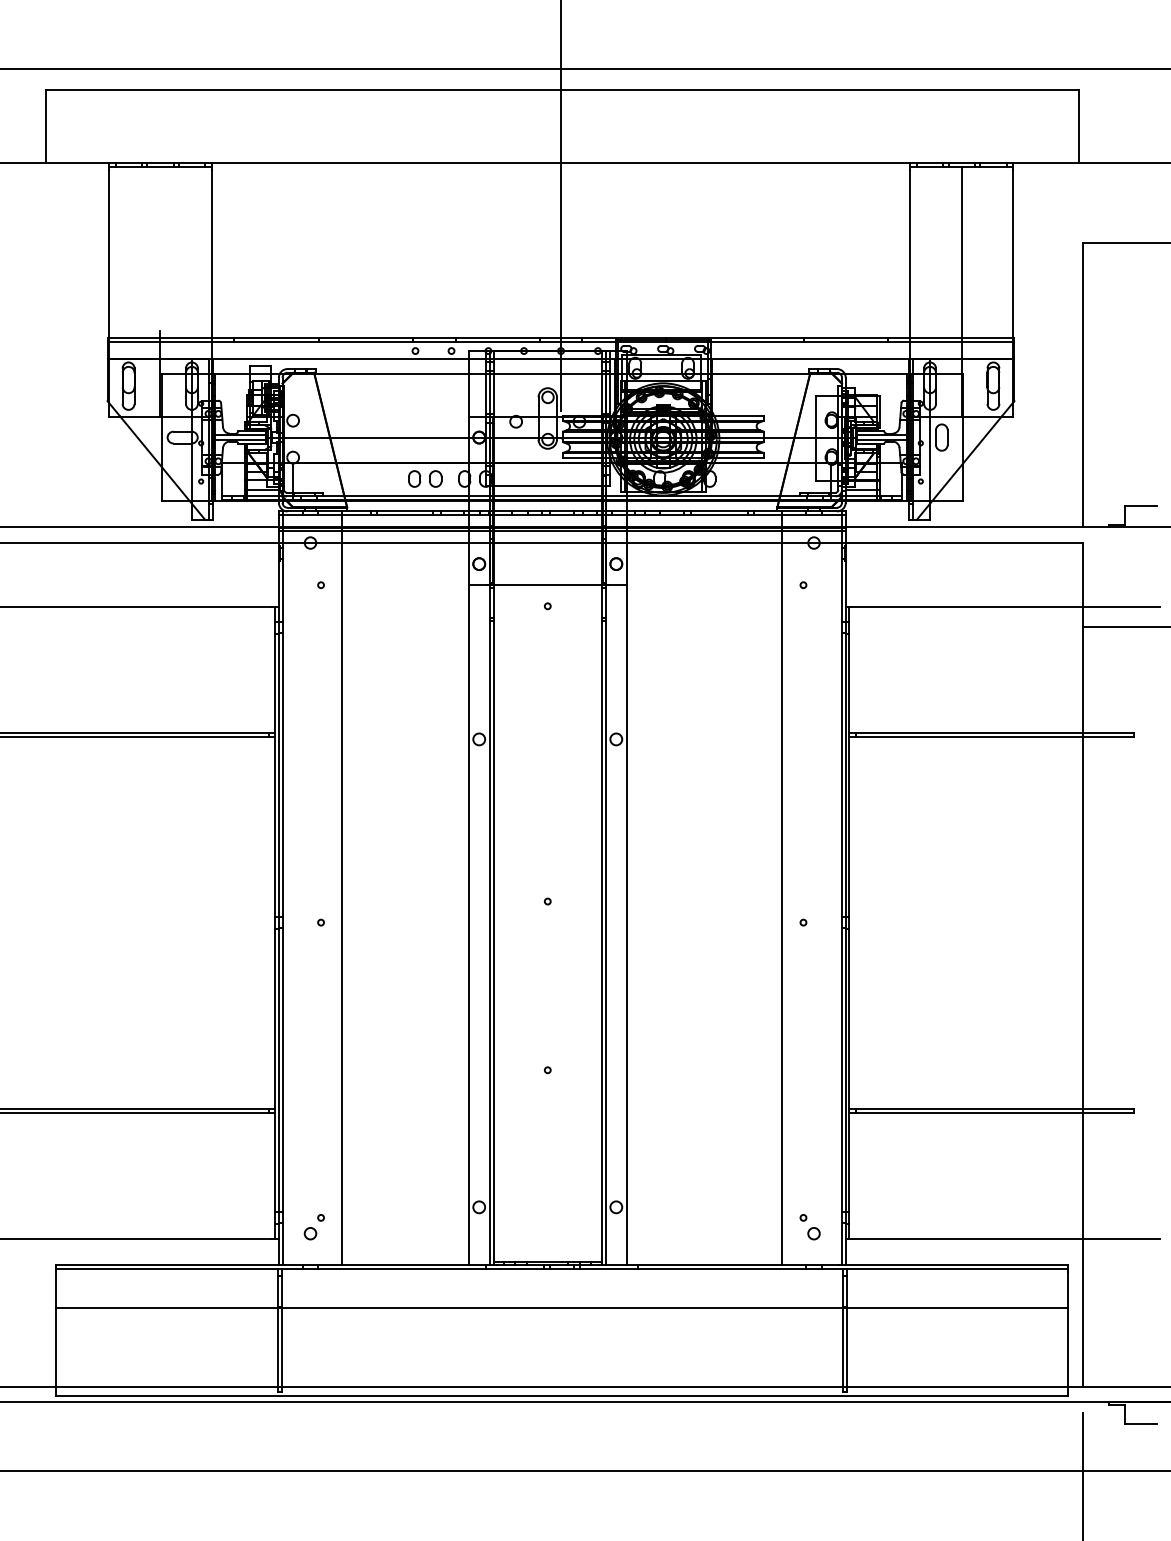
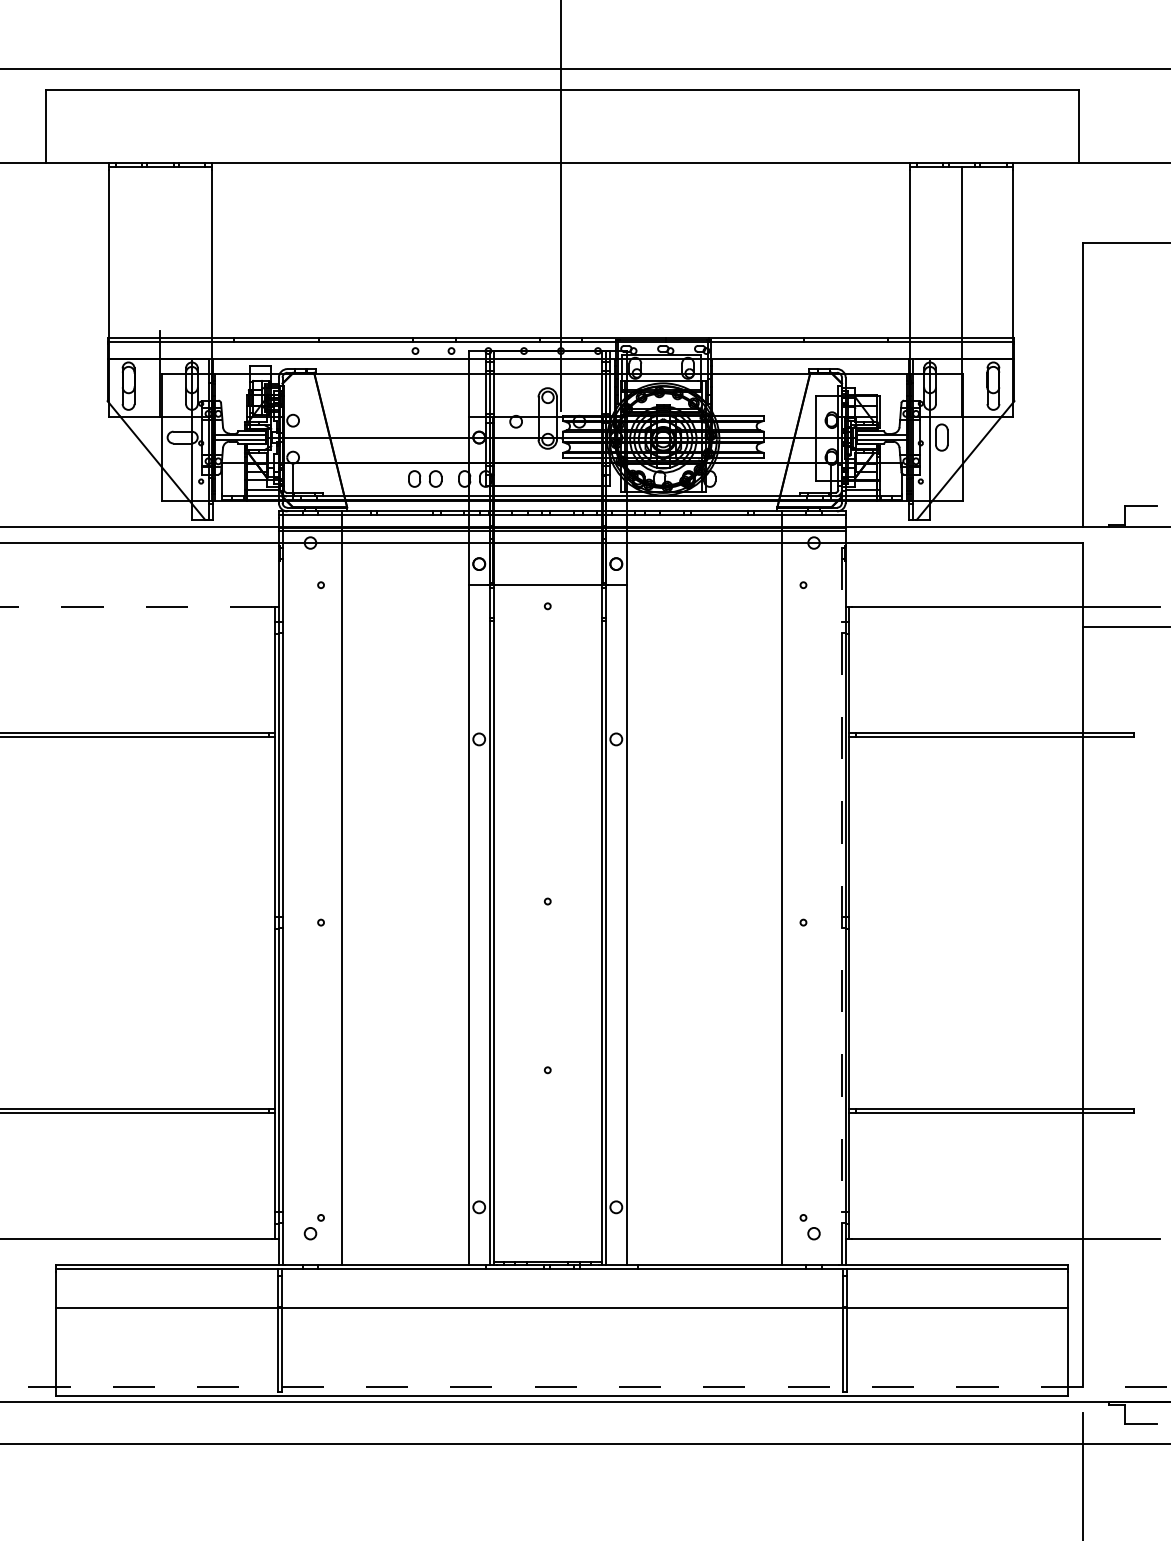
line: solid -> dashed (135, 606)
line: solid -> dashed (841, 888)
line: solid -> dashed (585, 1386)
line position: (584, 1470) -> (584, 1443) (584, 1443)
